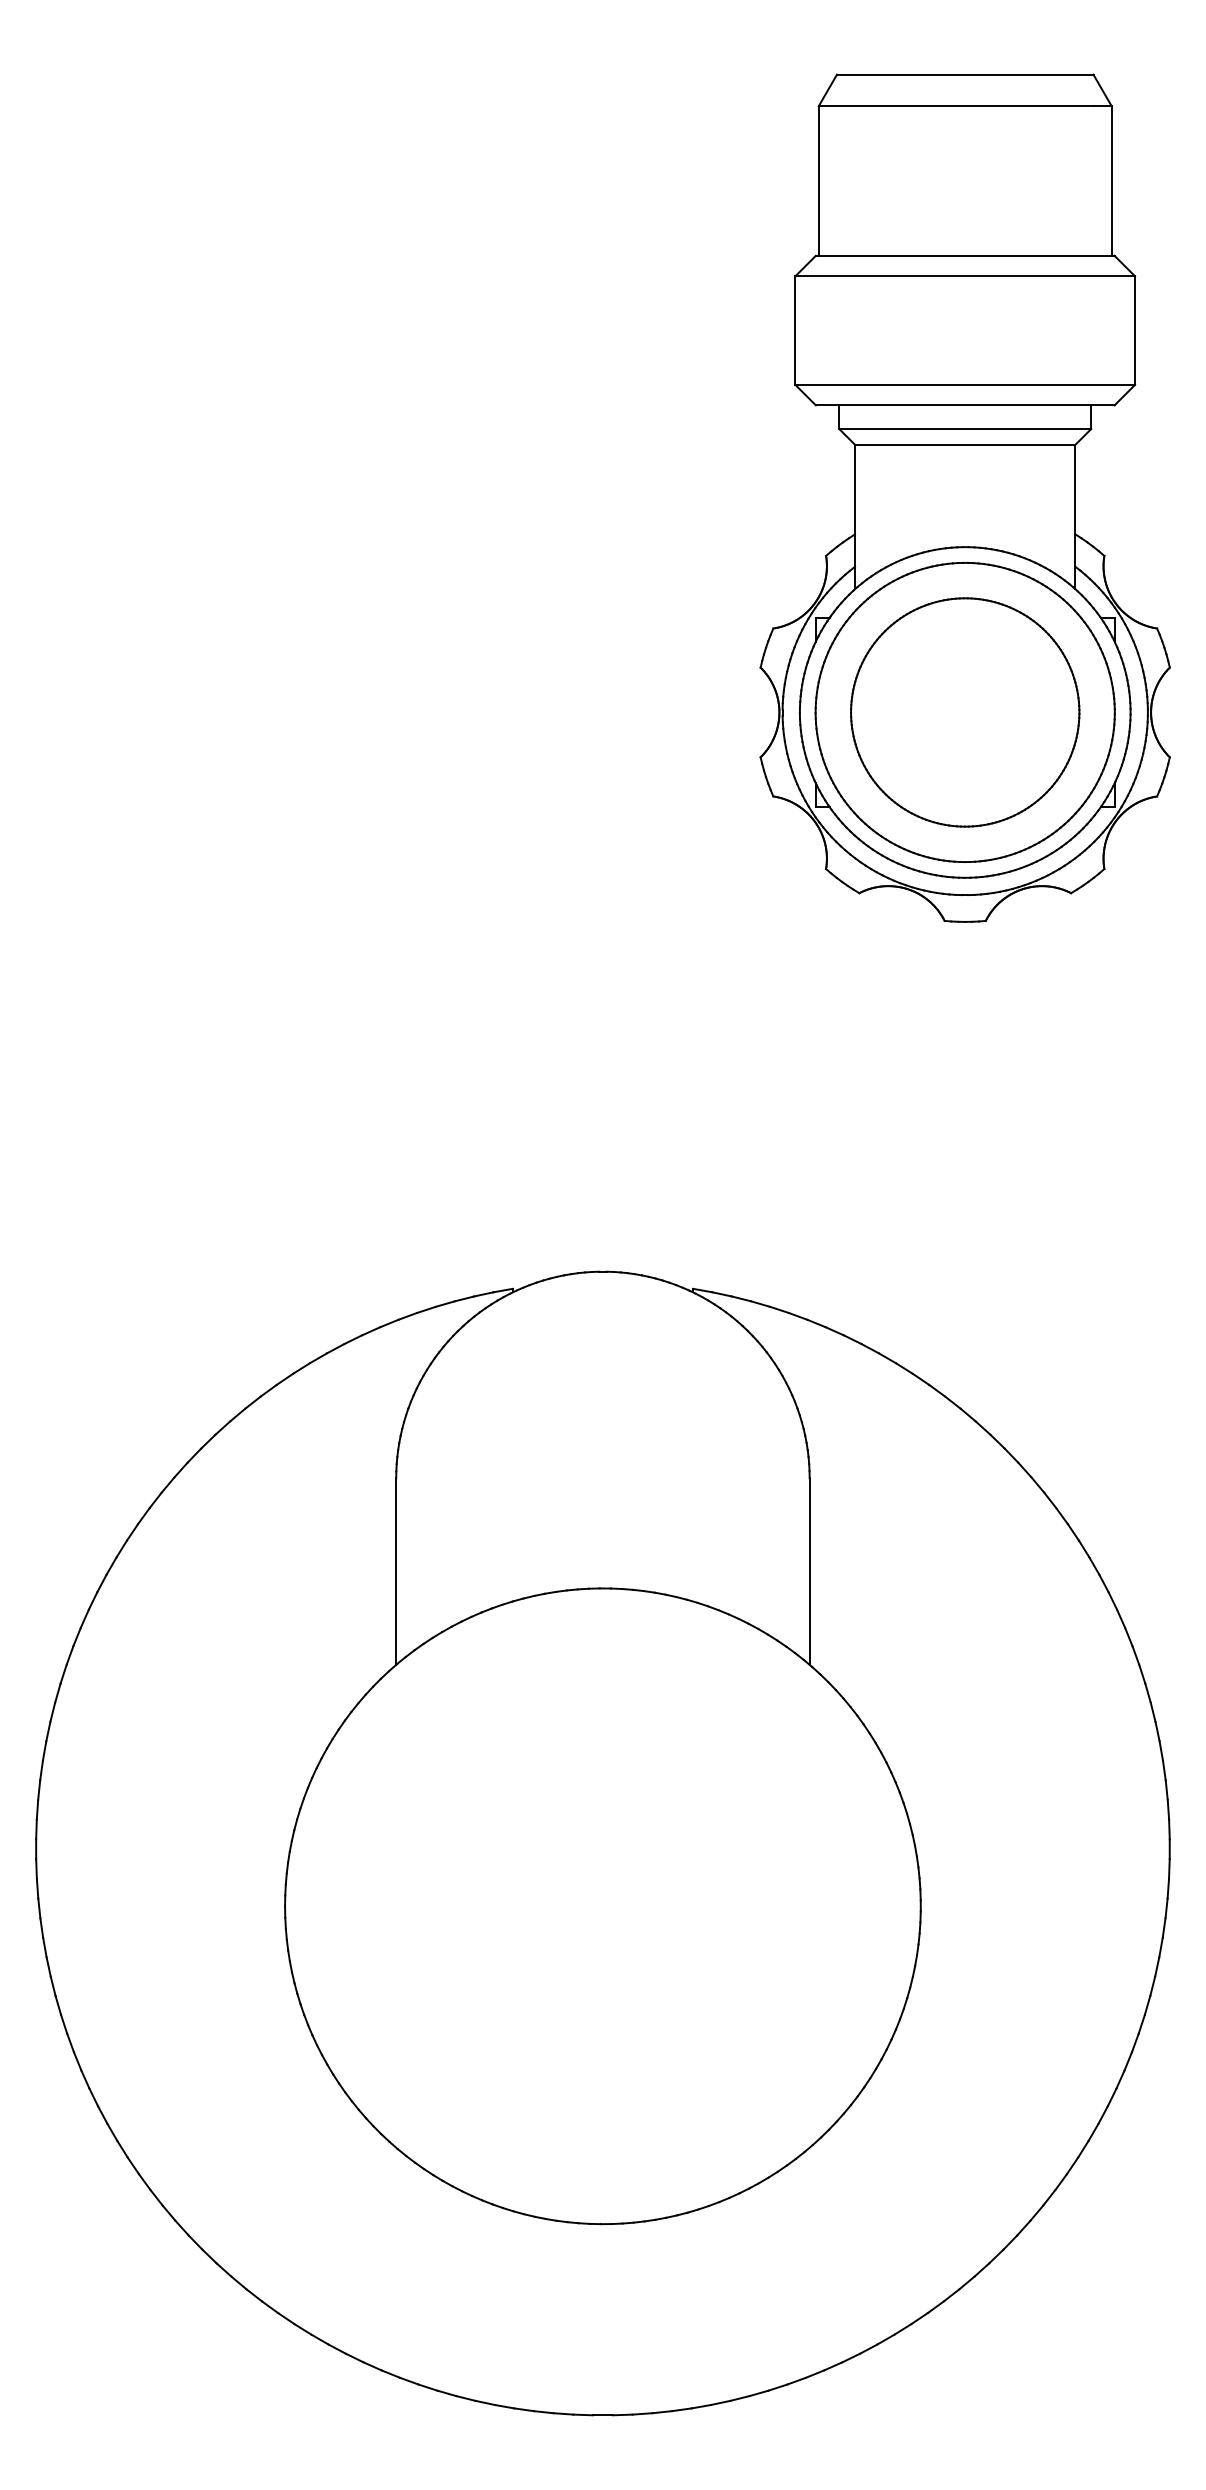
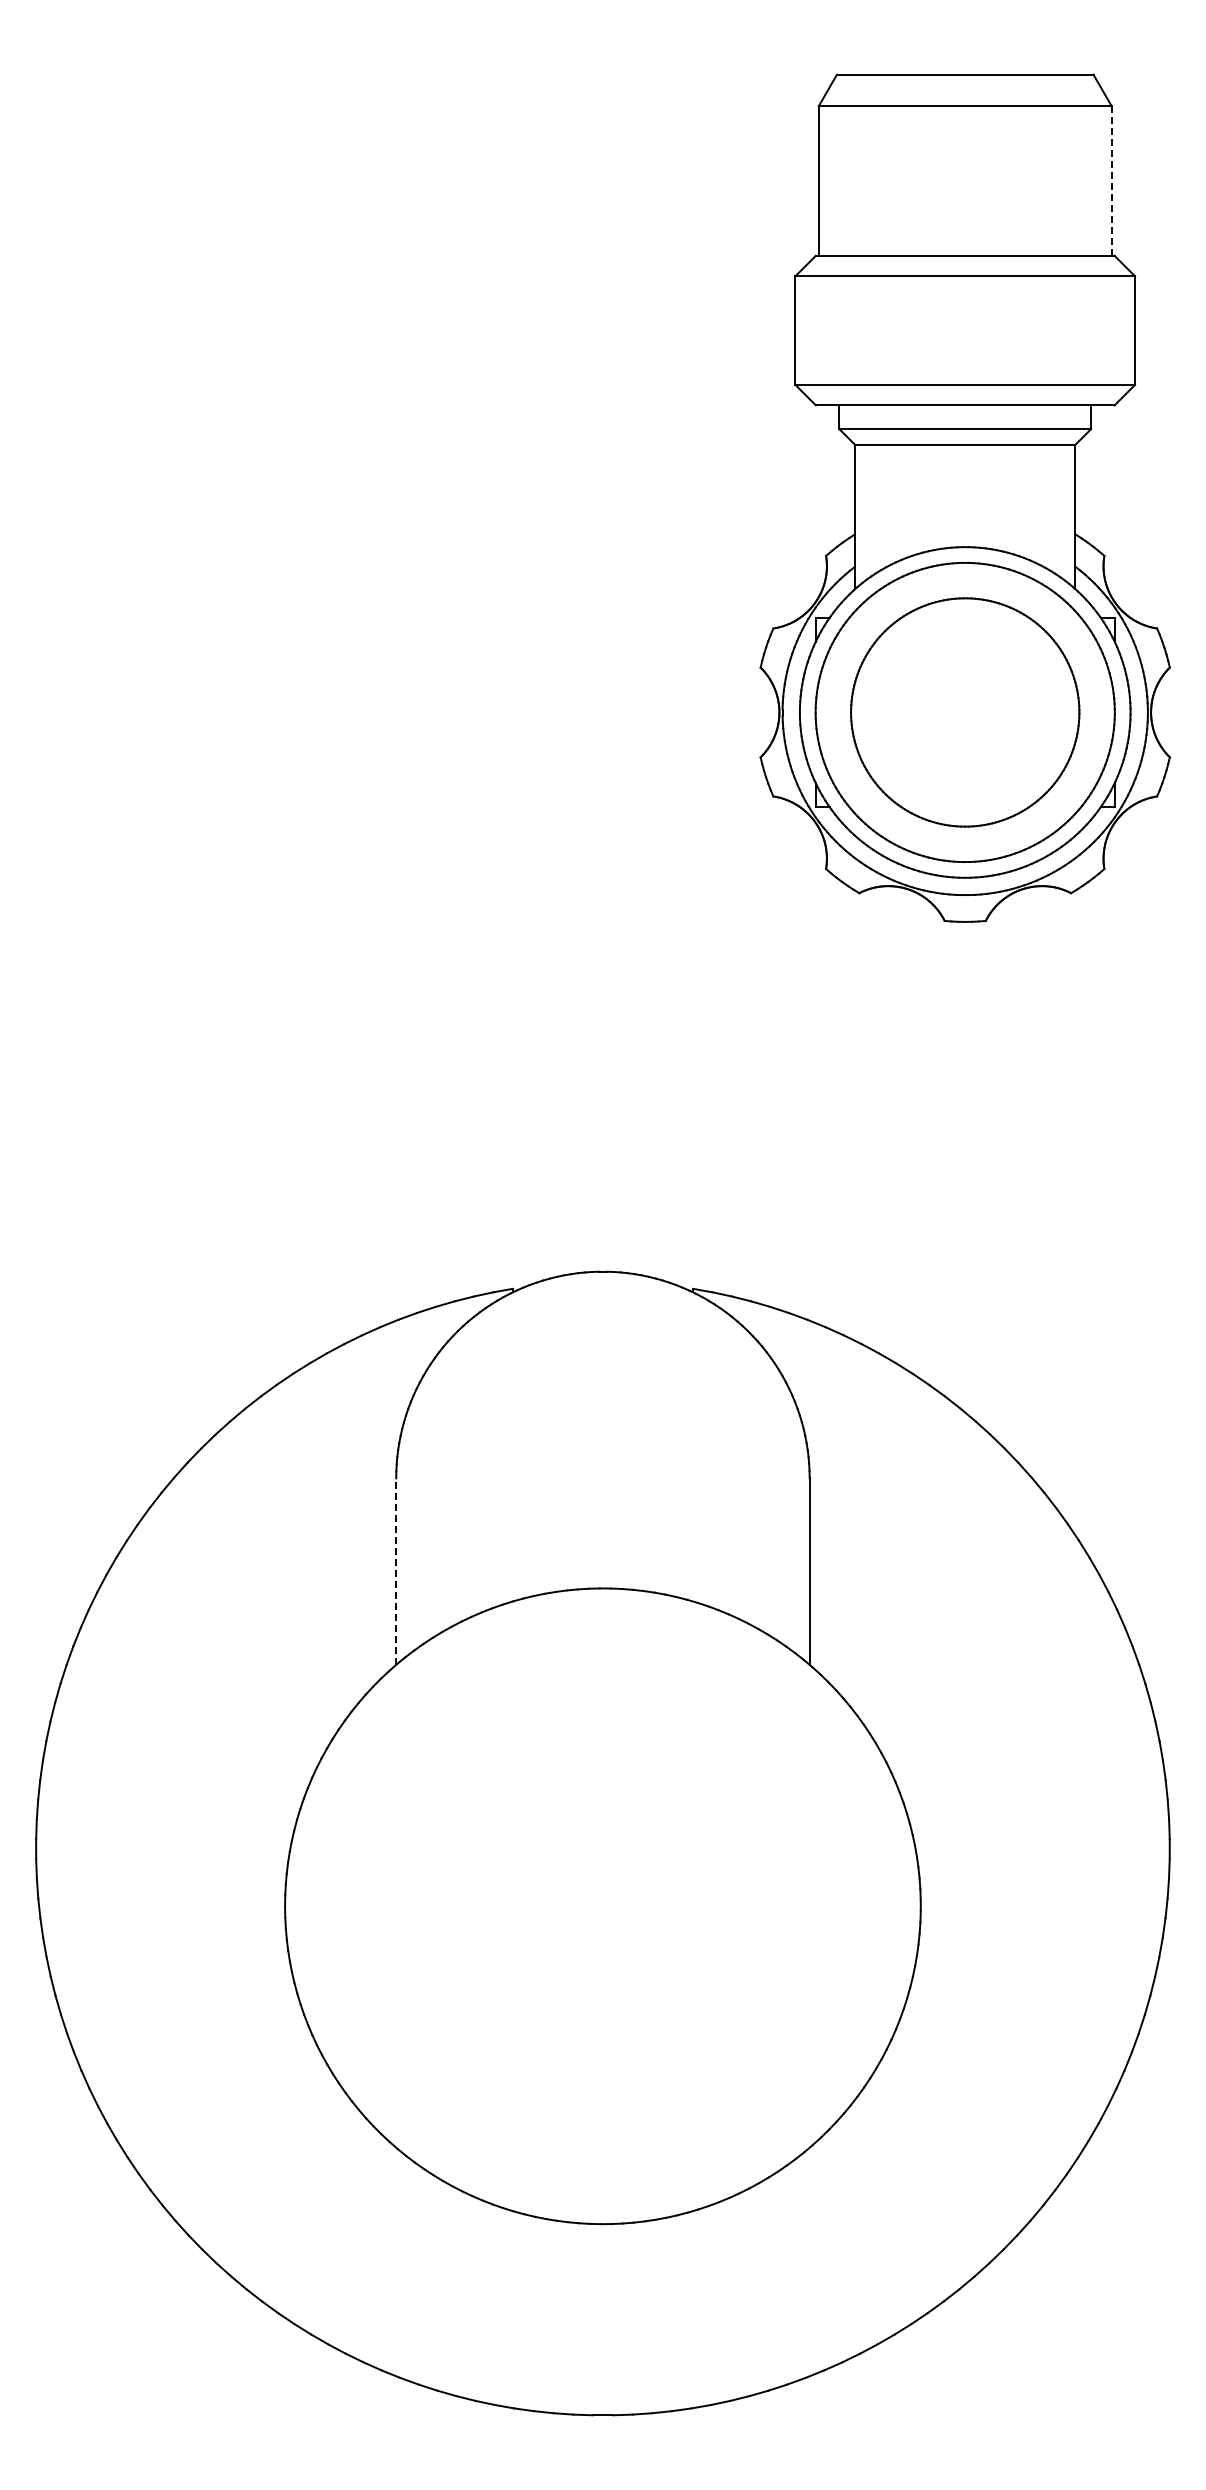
line: solid -> dashed (1111, 180)
line: solid -> dashed (396, 1571)
